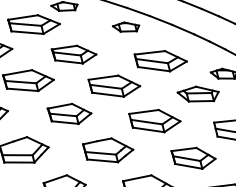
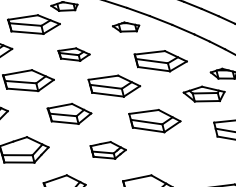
part size: 48x21 px -> 34x15 px (73, 54)
part position: (197, 93) -> (203, 93) (203, 93)
part size: 53x27 px -> 38x19 px (107, 150)
part: present -> none (193, 157)
